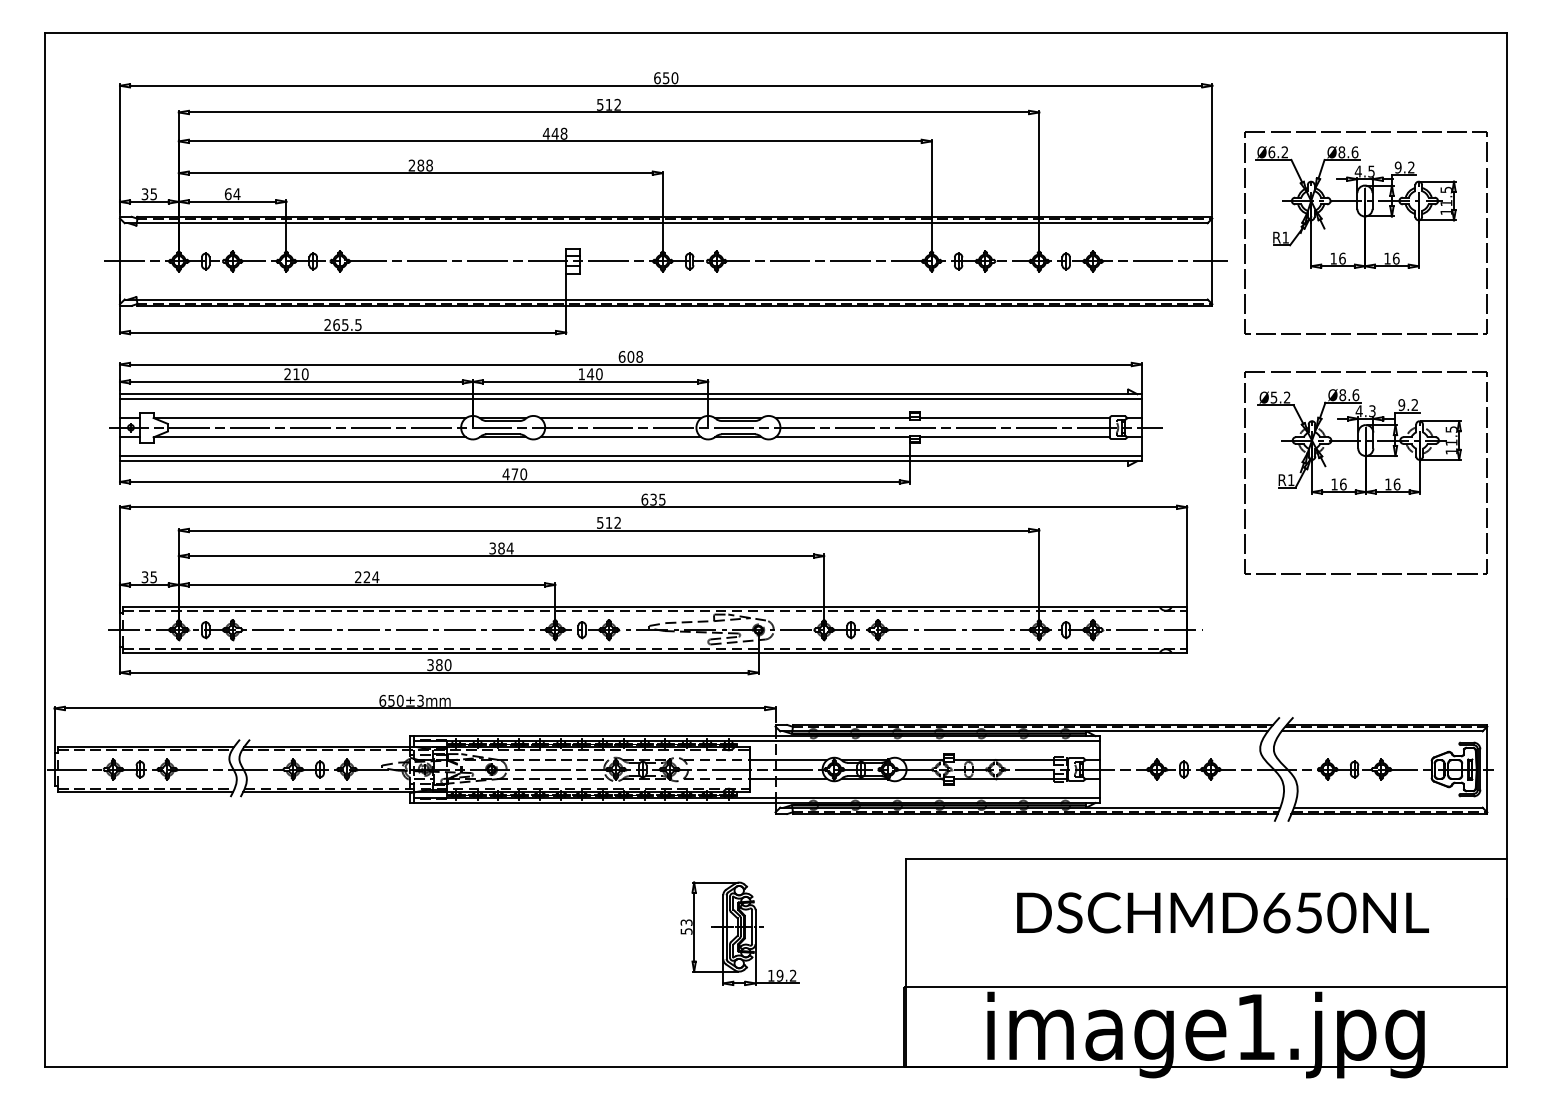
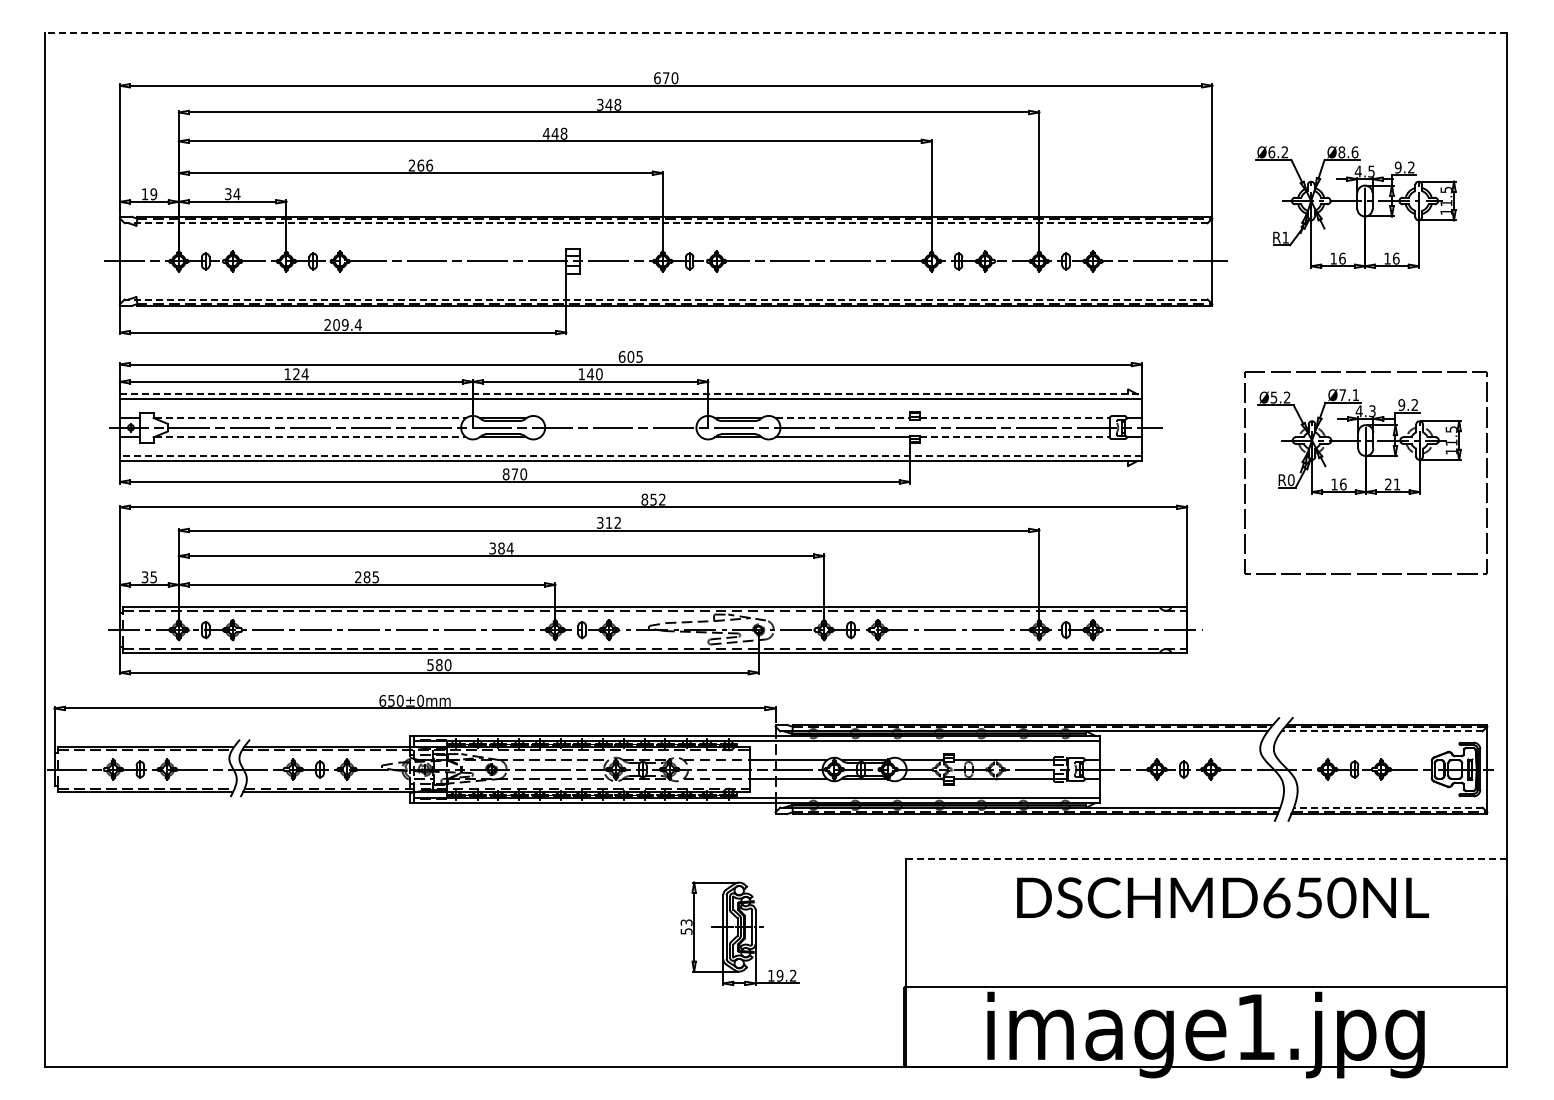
line: solid -> dashed (775, 32)
text: 650 -> 670 (665, 78)
text: 512 -> 348 (609, 104)
part: present -> none (1365, 132)
text: 288 -> 266 (425, 165)
text: 35 -> 19 (149, 194)
text: 64 -> 34 (227, 194)
line: solid -> dashed (665, 223)
line: solid -> dashed (665, 299)
text: 265.5 -> 209.4 (347, 325)
text: 608 -> 605 (639, 356)
text: 210 -> 124 (296, 374)
line: solid -> dashed (630, 394)
text: Ø8.6 -> Ø7.1 (1349, 395)
line: solid -> dashed (310, 418)
line: present -> none (620, 418)
line: solid -> dashed (842, 418)
line: solid -> dashed (1014, 418)
line: solid -> dashed (310, 436)
line: present -> none (620, 436)
line: solid -> dashed (1014, 436)
line: solid -> dashed (630, 456)
text: 470 -> 870 (505, 474)
text: R1 -> R0 (1290, 480)
text: 16 -> 21 (1392, 484)
text: 635 -> 852 (653, 499)
text: 512 -> 312 (600, 521)
text: 224 -> 285 (371, 577)
text: 380 -> 580 (430, 664)
text: 650±3mm -> 650±0mm (420, 700)
line: solid -> dashed (1382, 731)
line: solid -> dashed (1387, 807)
line: solid -> dashed (1206, 859)
text position: (1222, 912) -> (1222, 897) (1222, 897)
